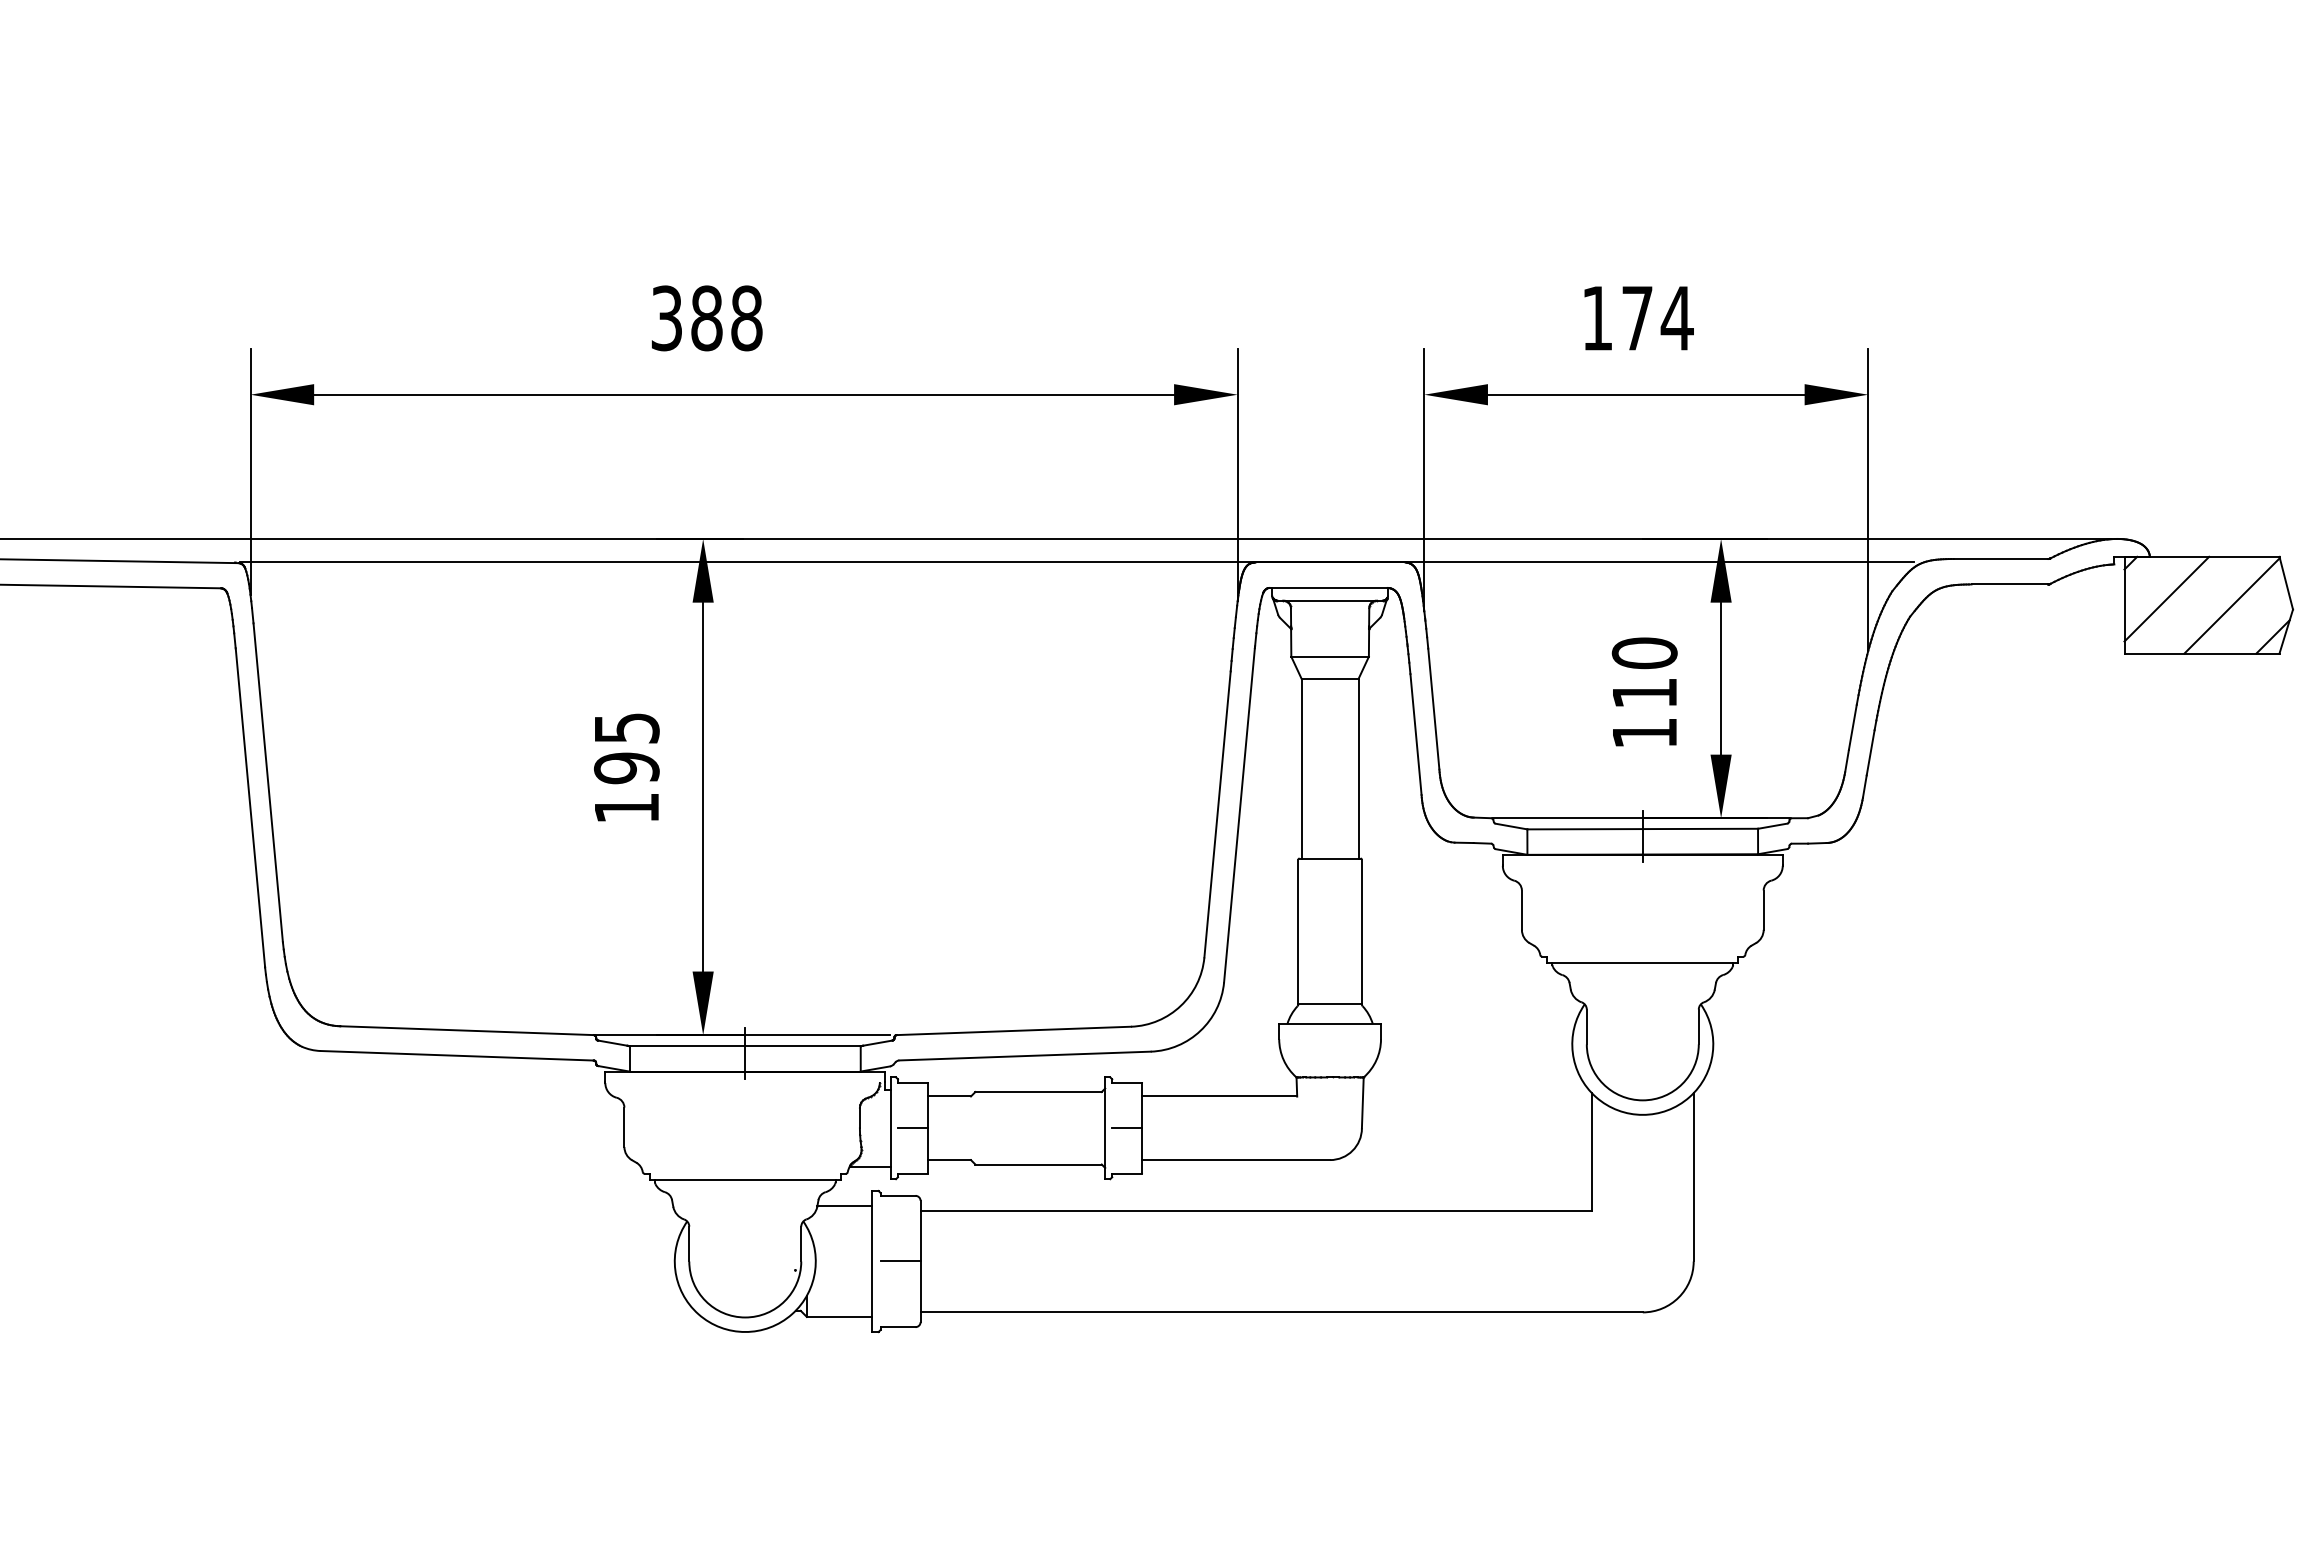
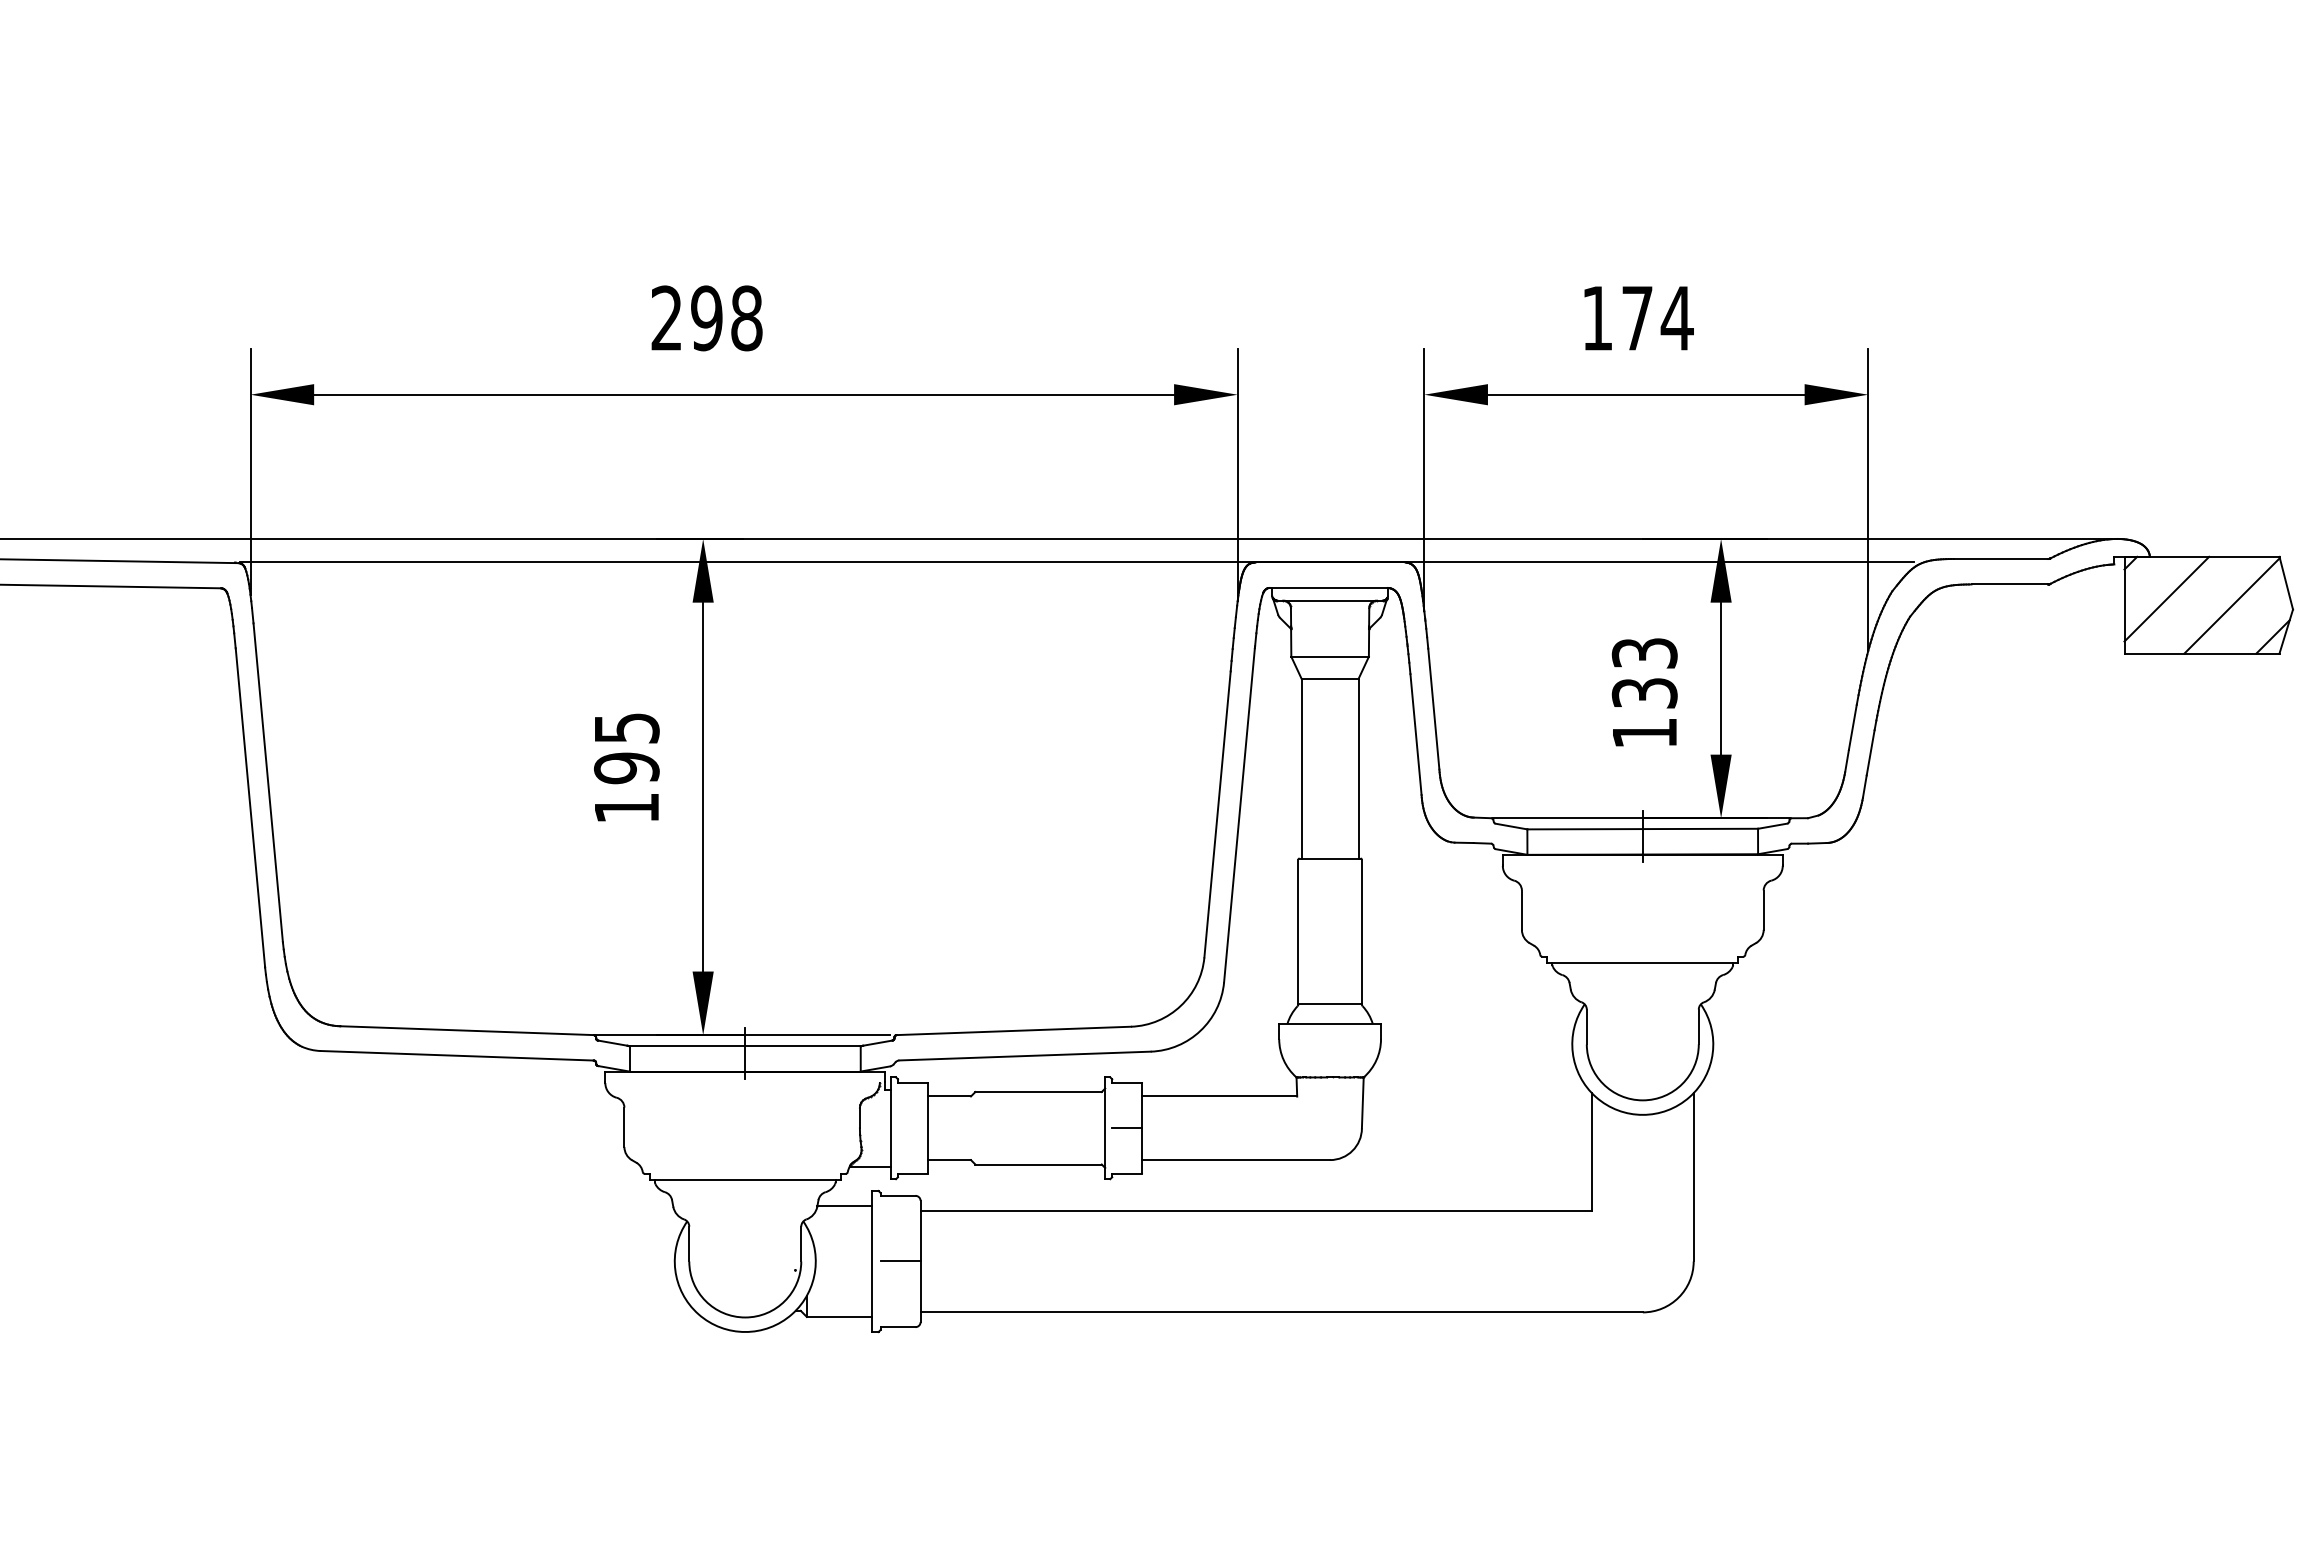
text: 388 -> 298 (686, 318)
text: 110 -> 133 (1644, 672)
line: present -> none (912, 1128)
